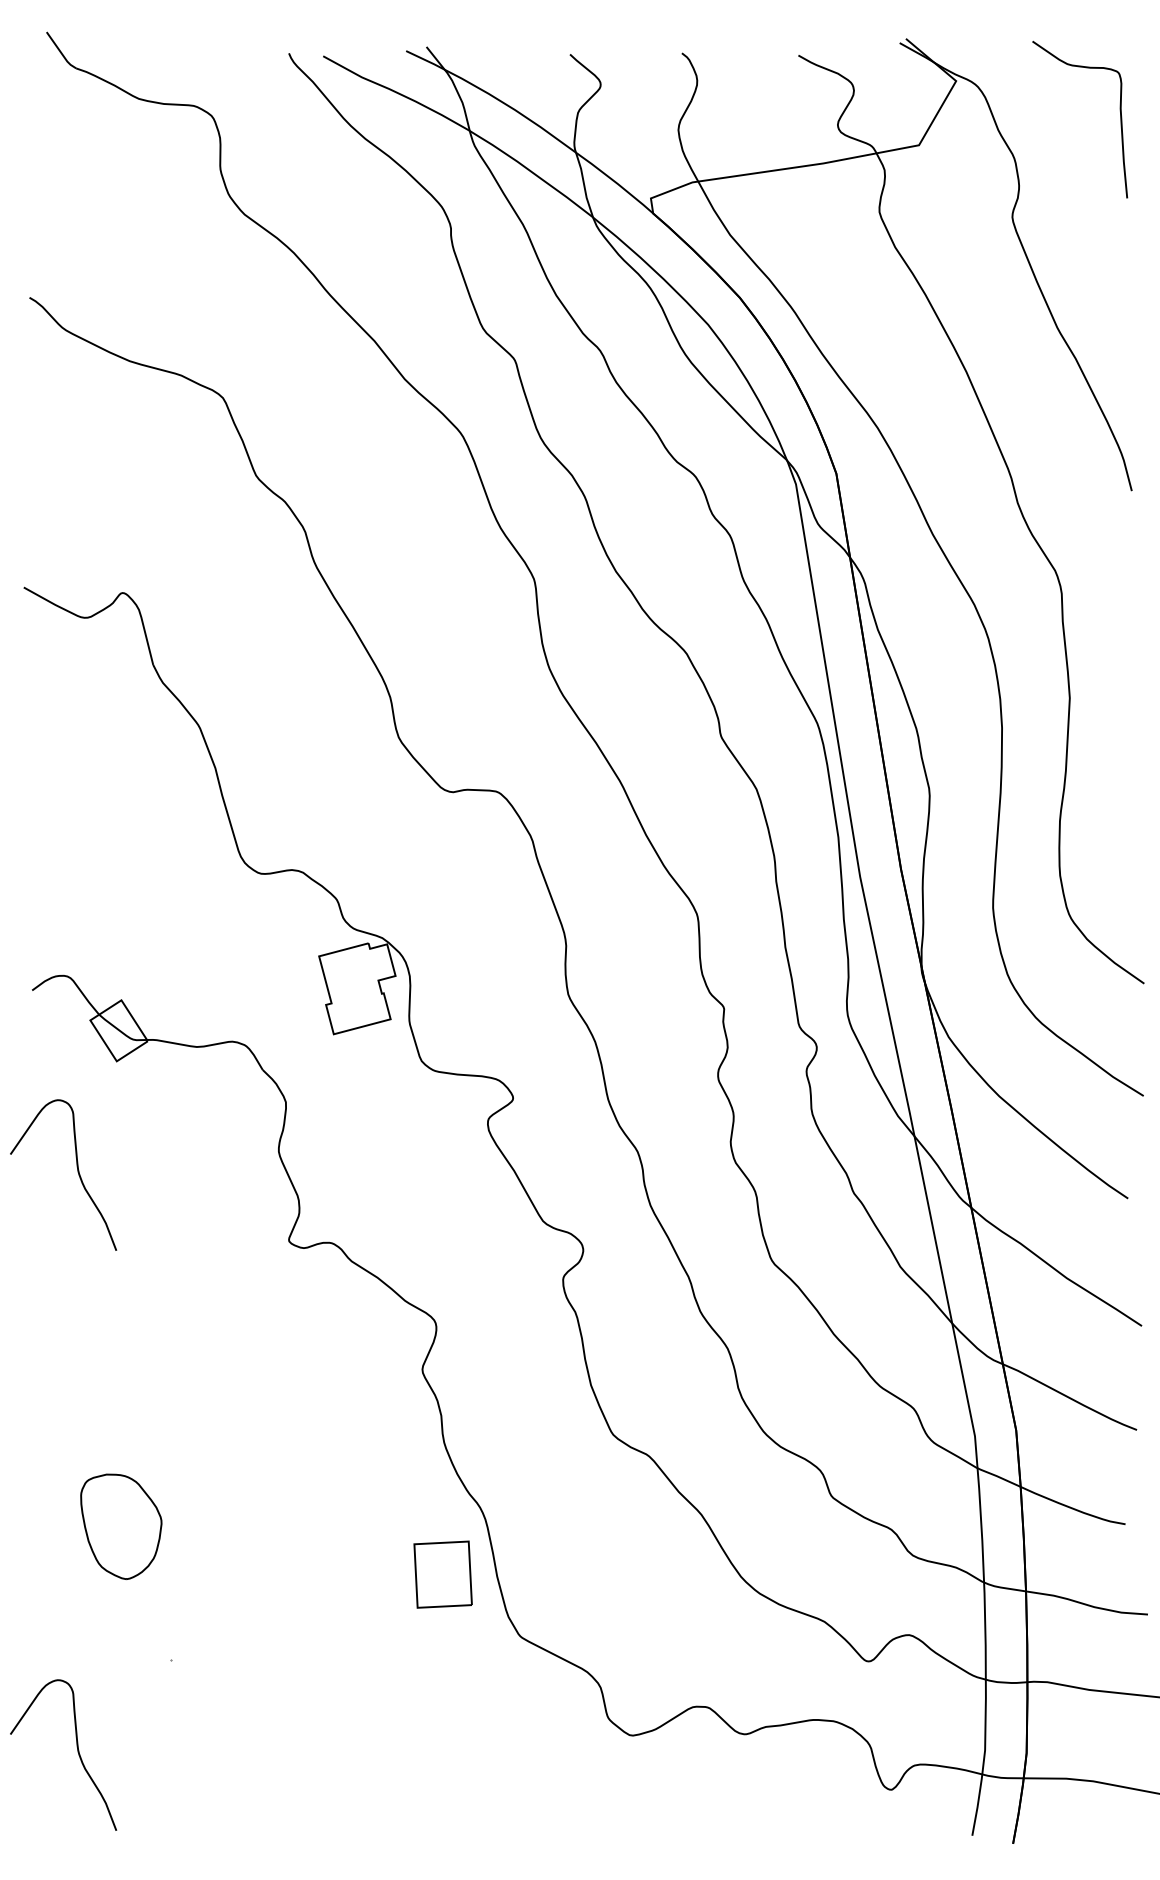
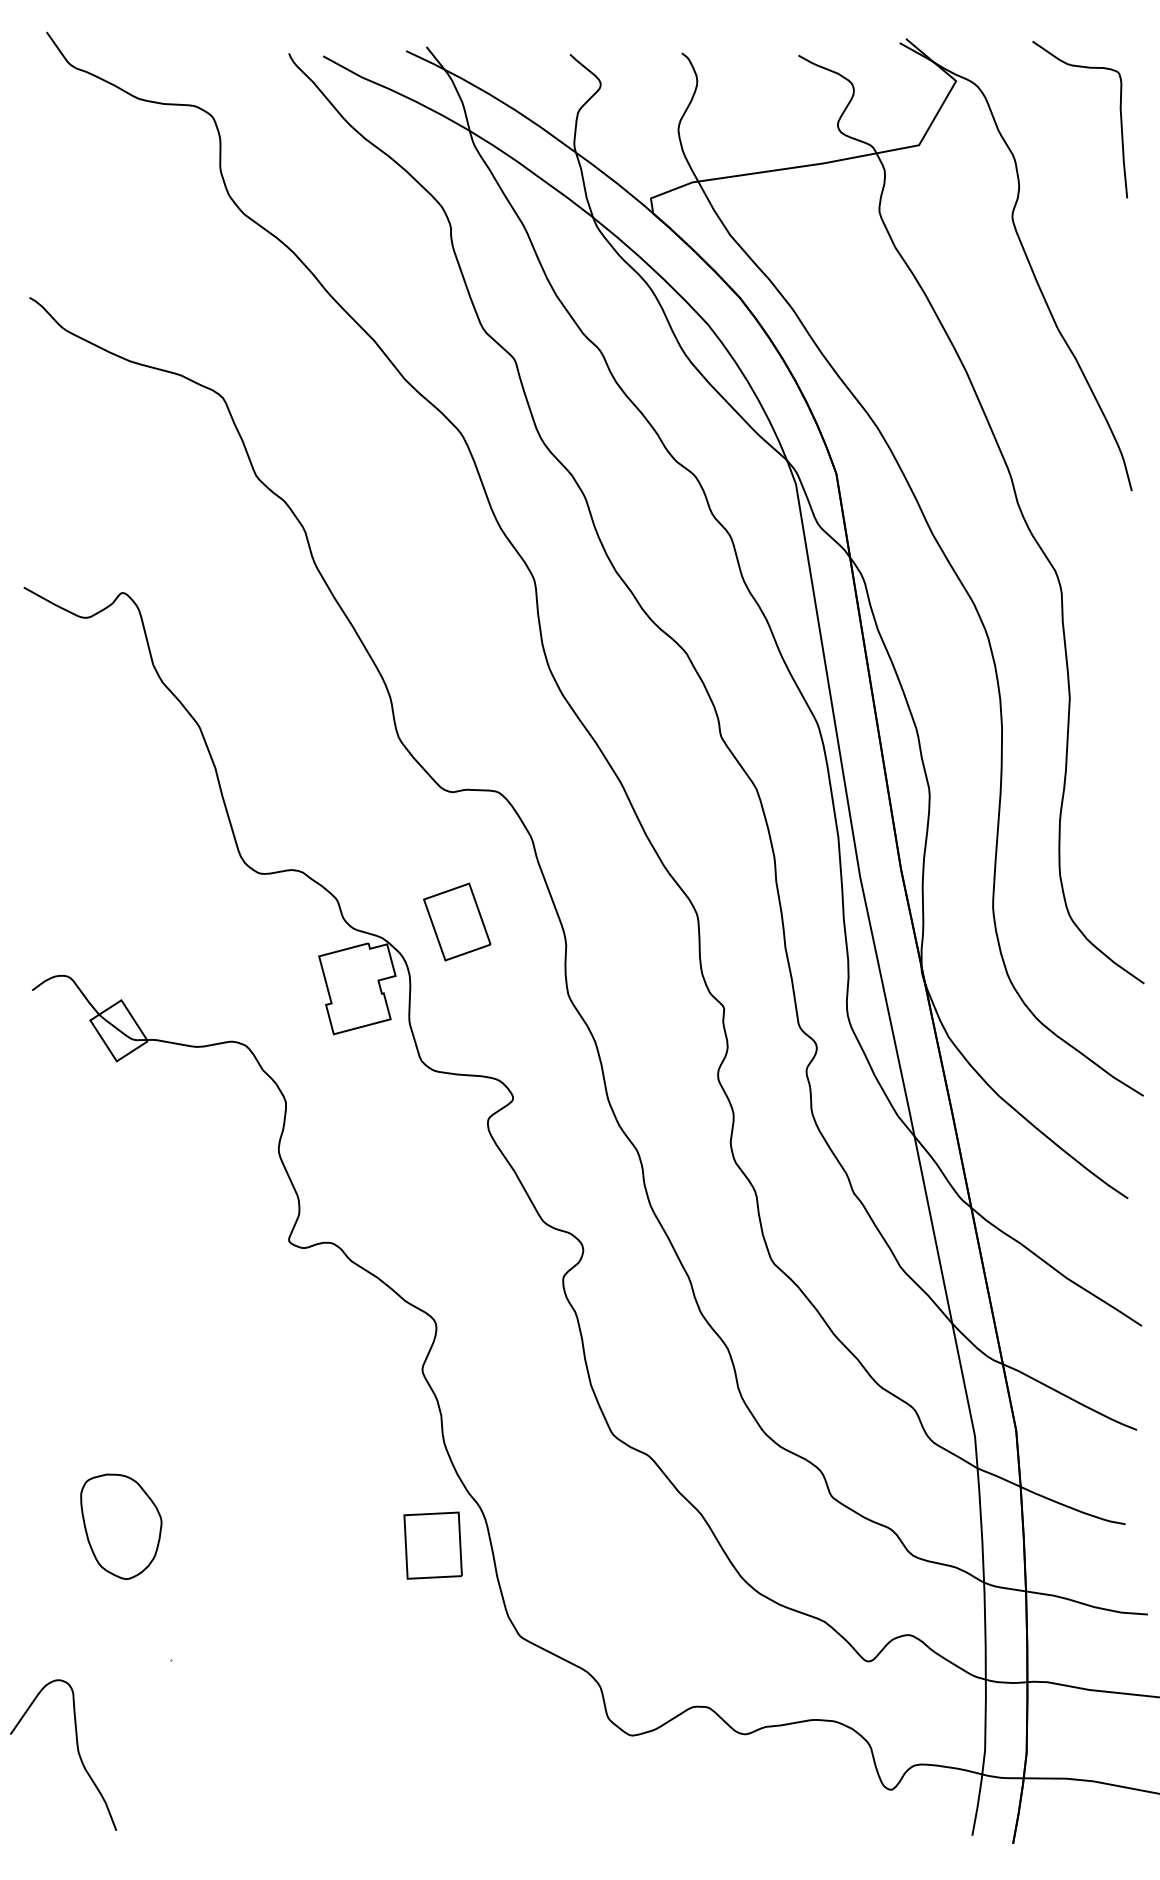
part: none -> present (457, 921)
curve: present -> none (77, 1172)
part position: (442, 1574) -> (432, 1545) (432, 1545)
